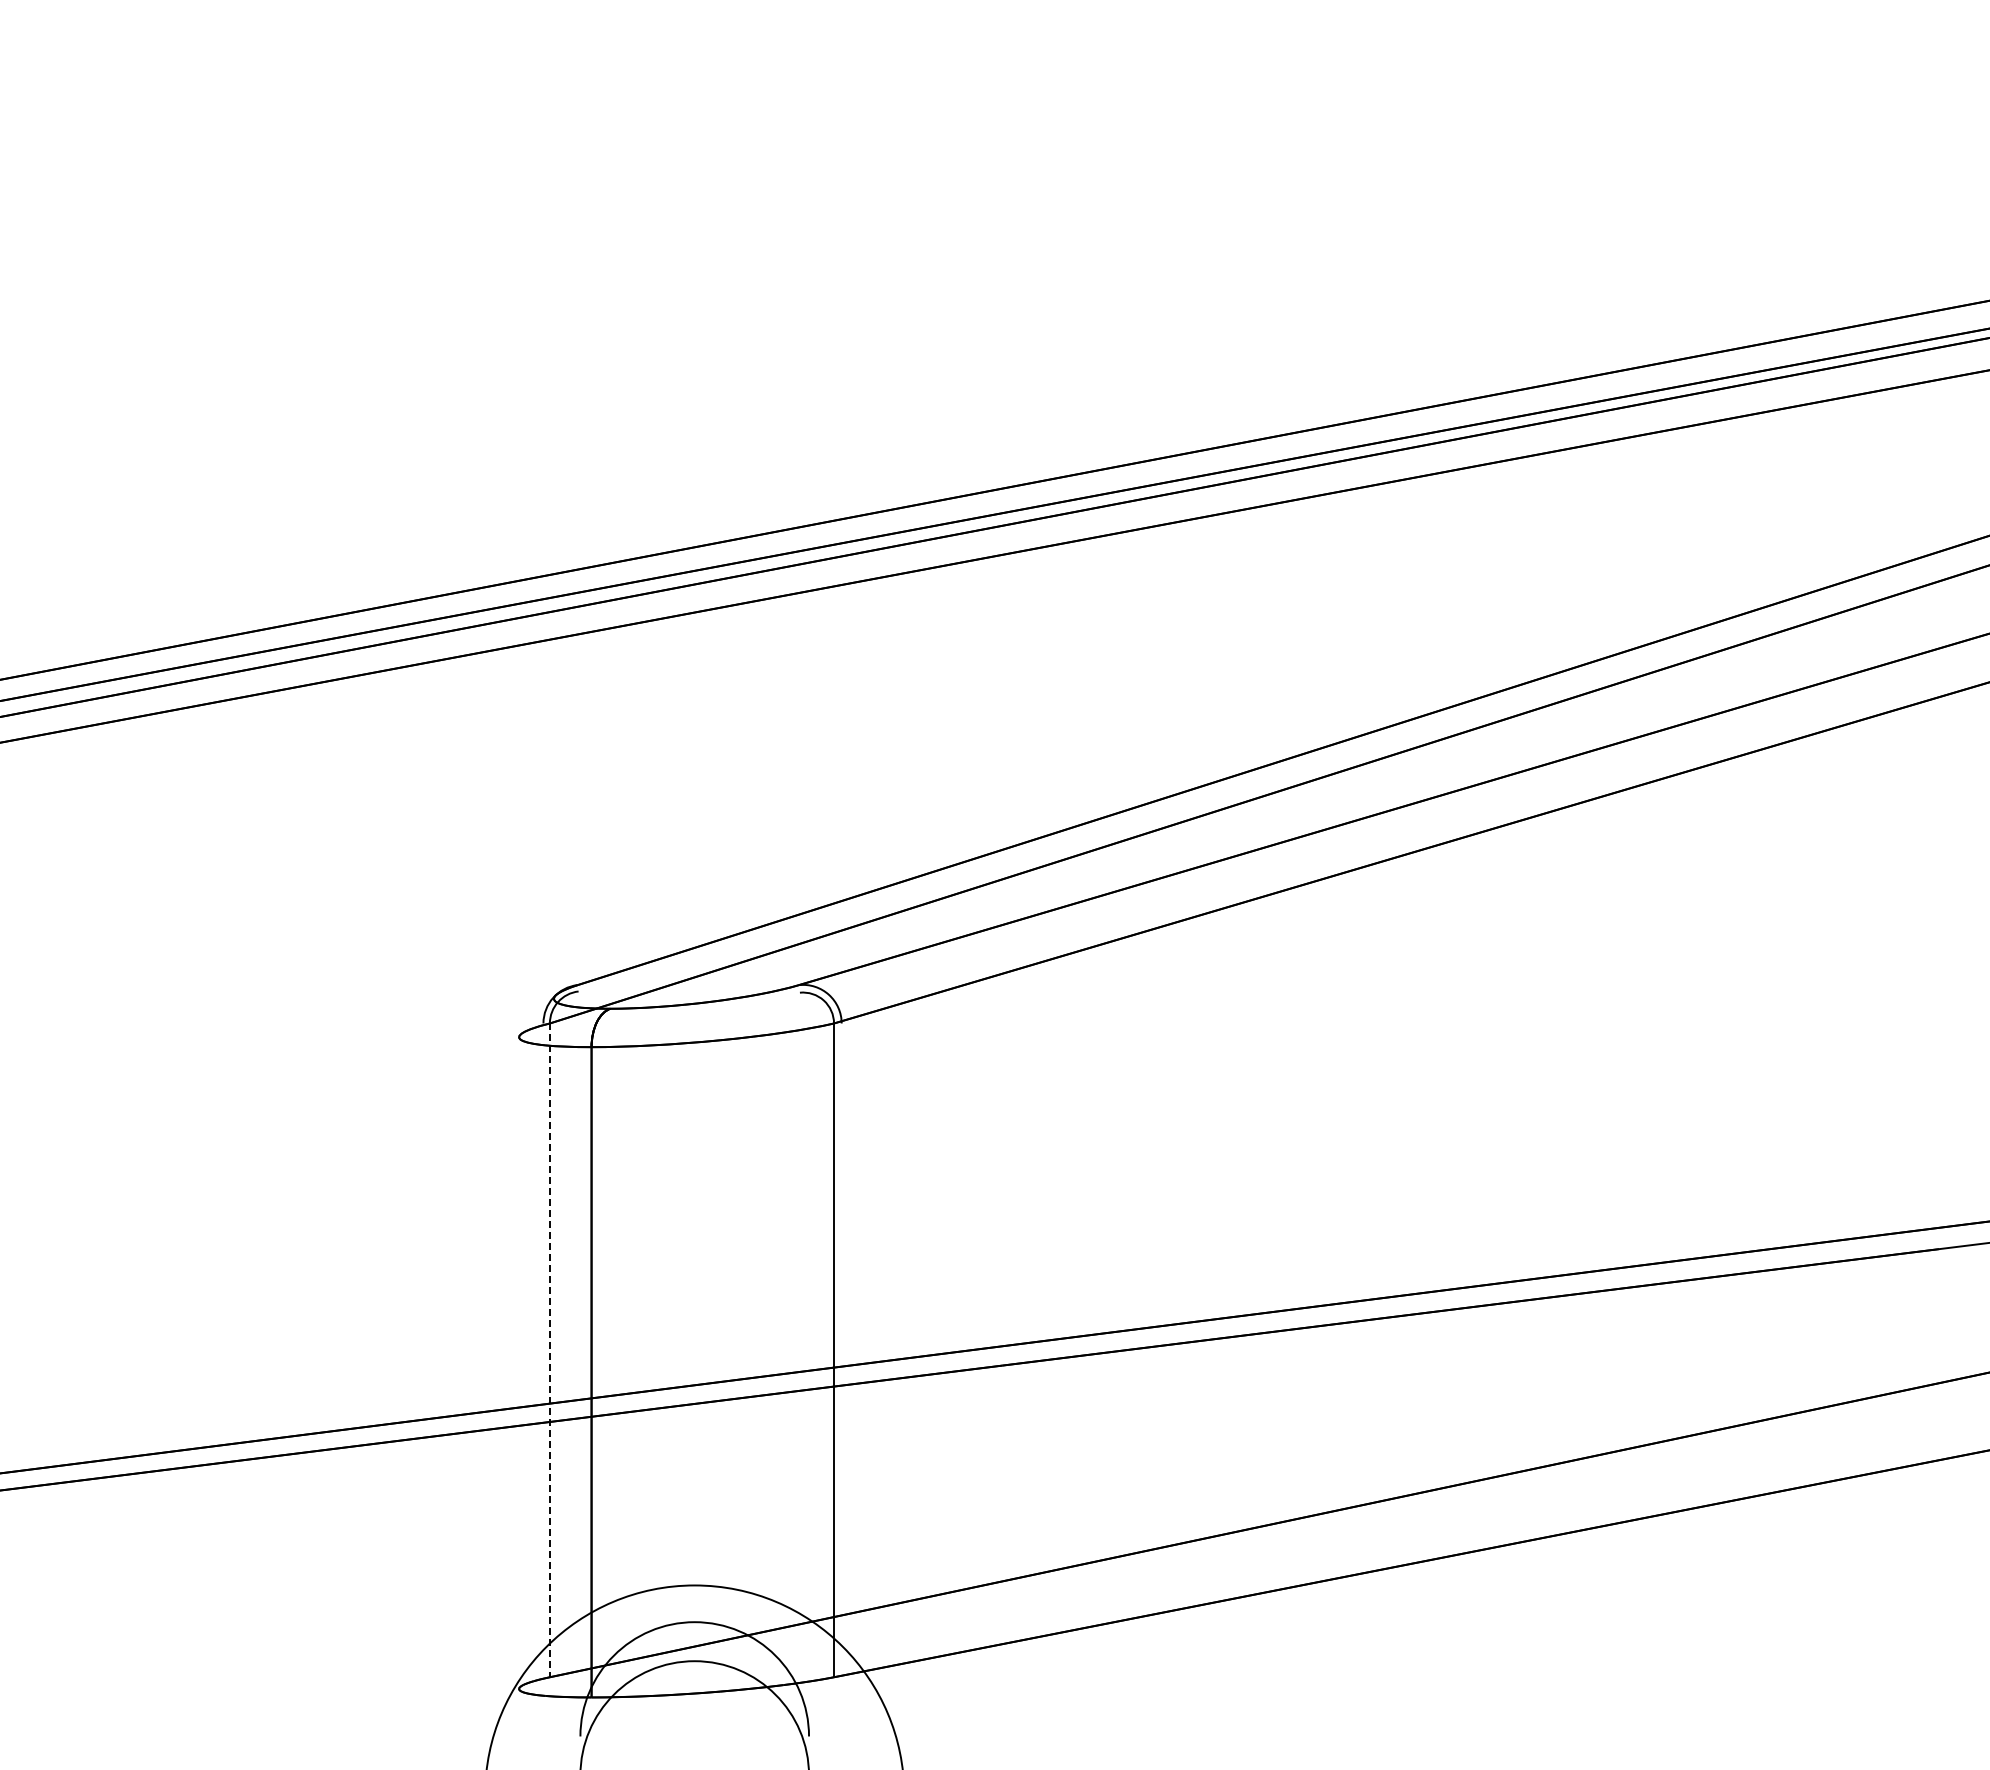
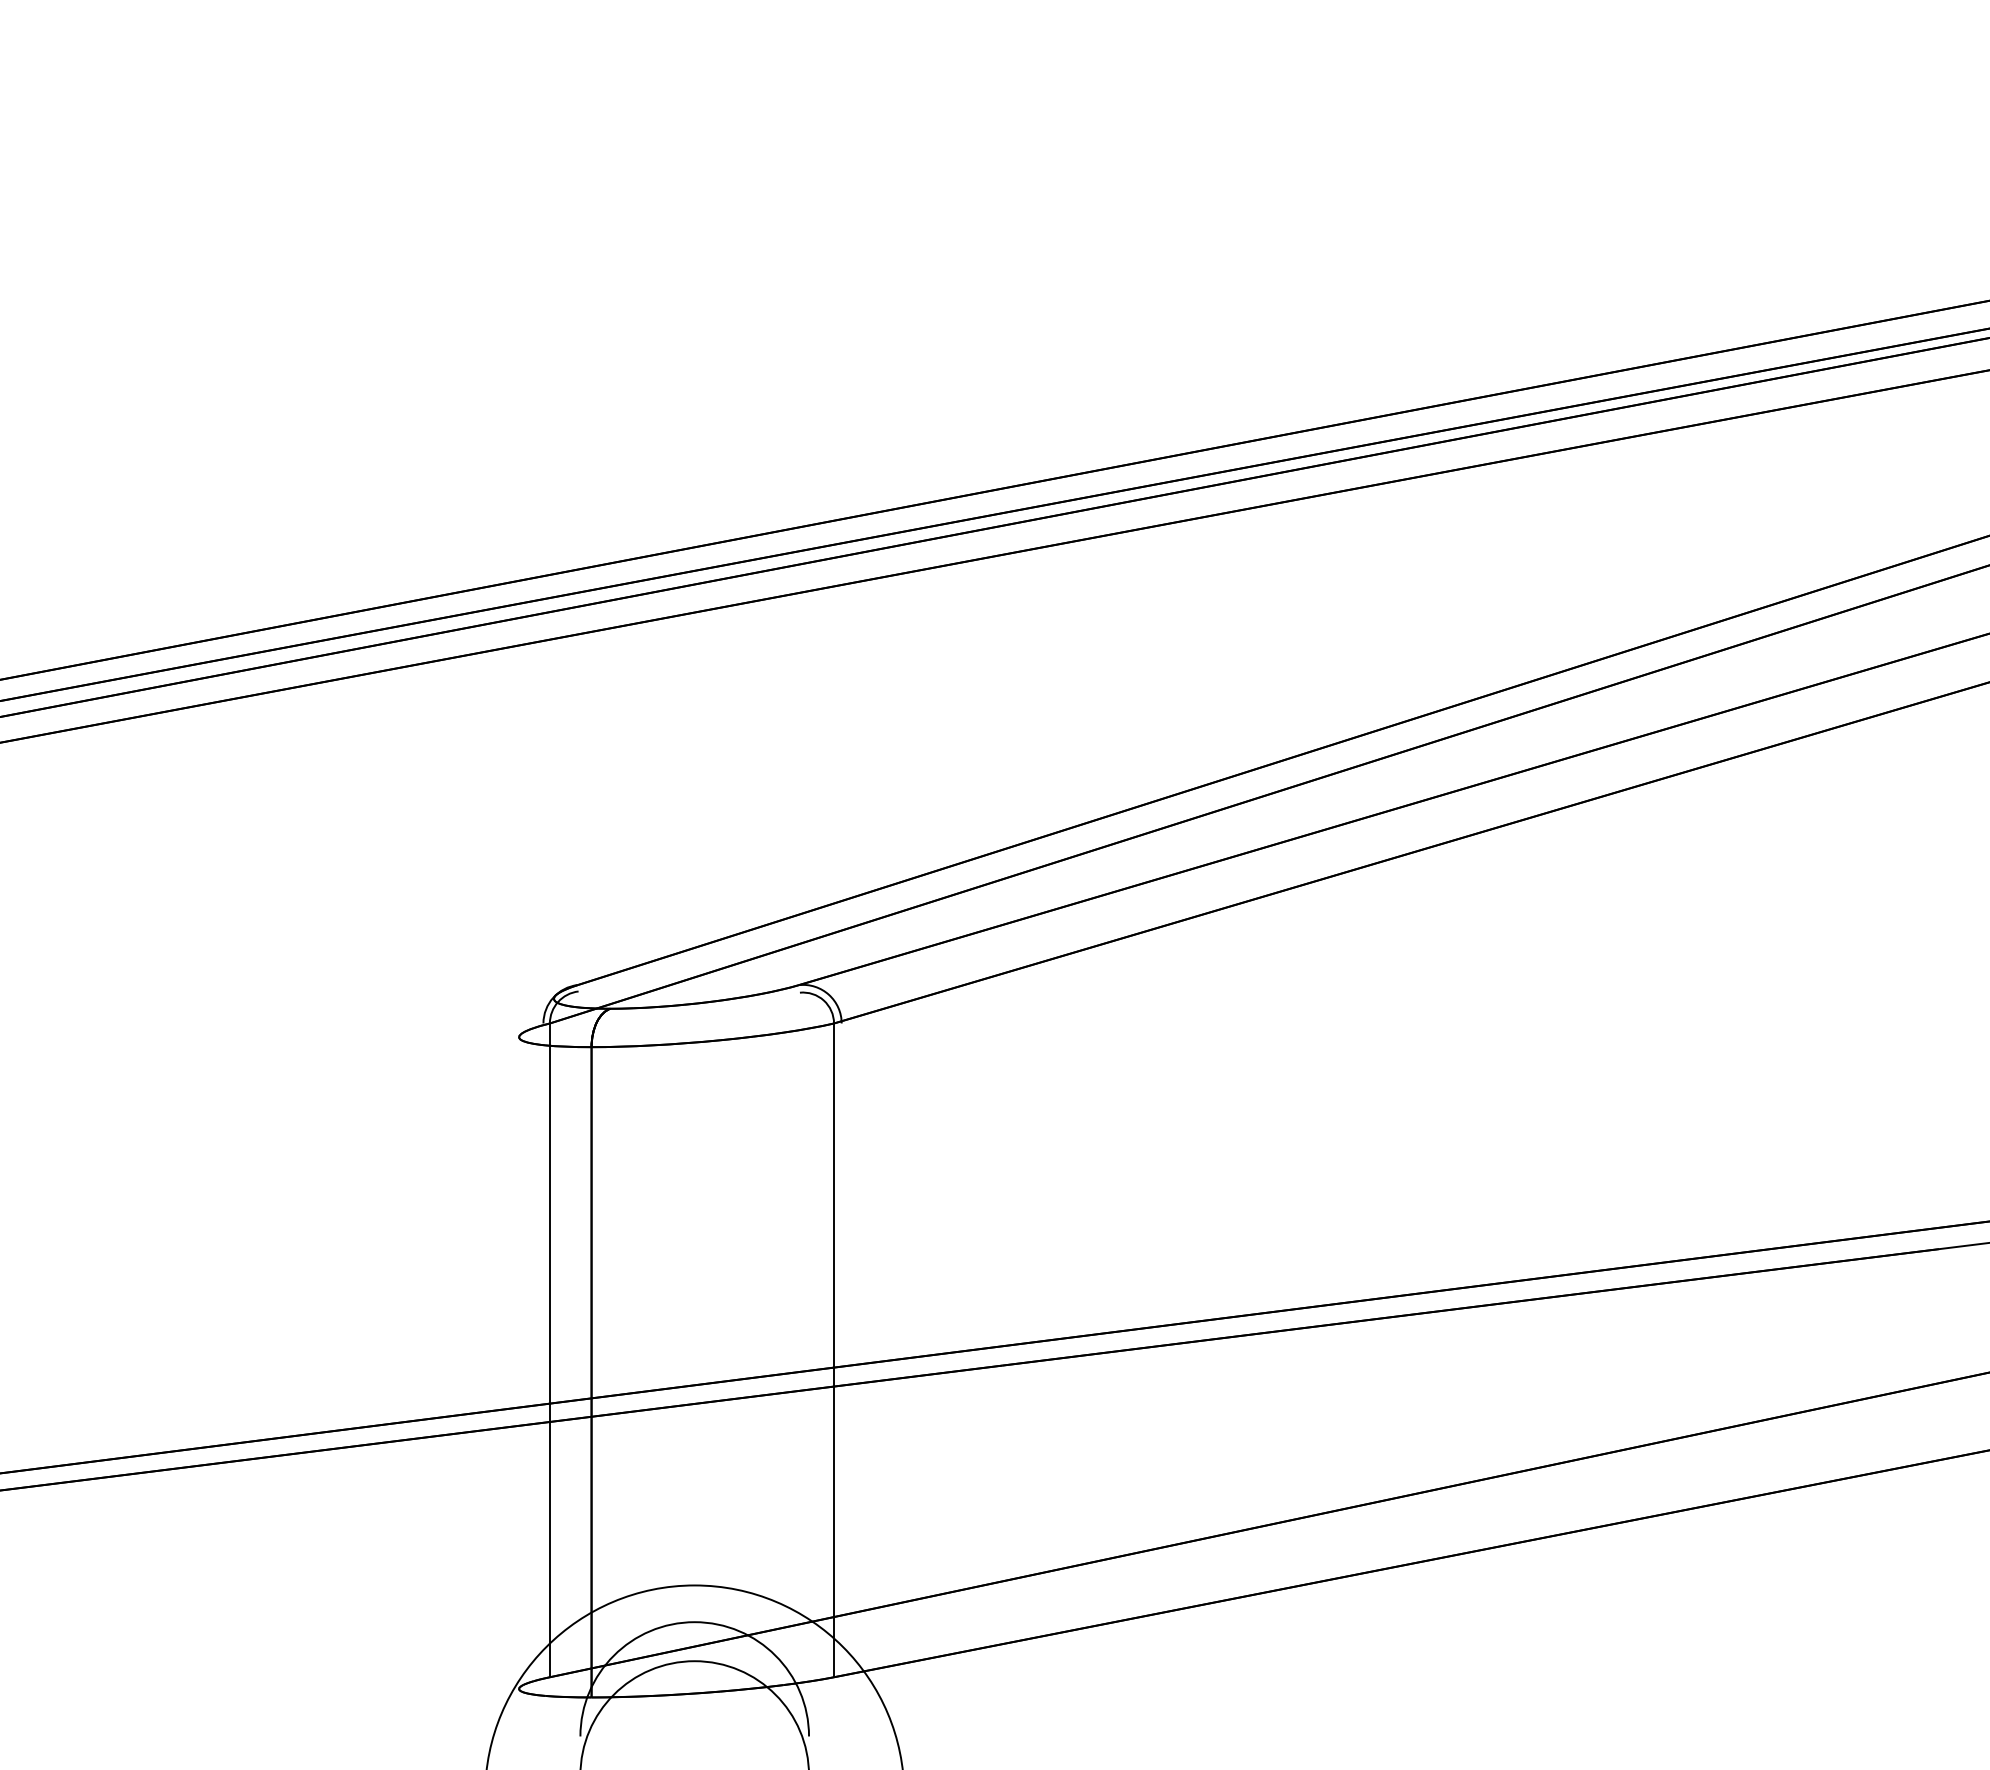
line: dashed -> solid (549, 1350)
